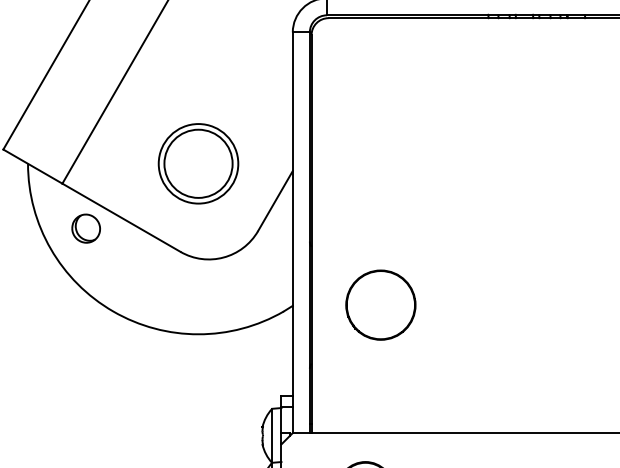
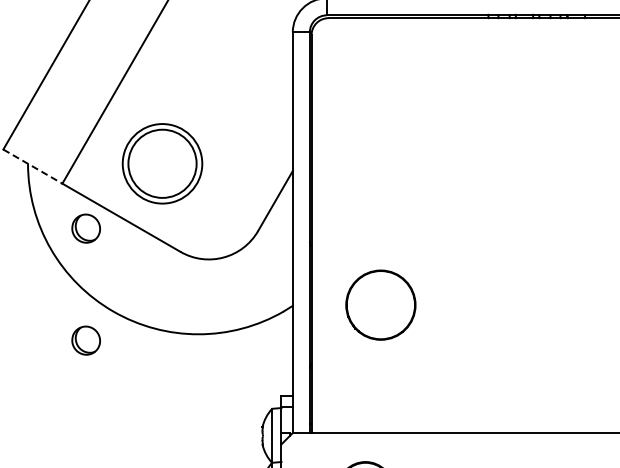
part position: (198, 163) -> (162, 163) (162, 163)
line: solid -> dashed (33, 166)
part: none -> present (85, 340)
